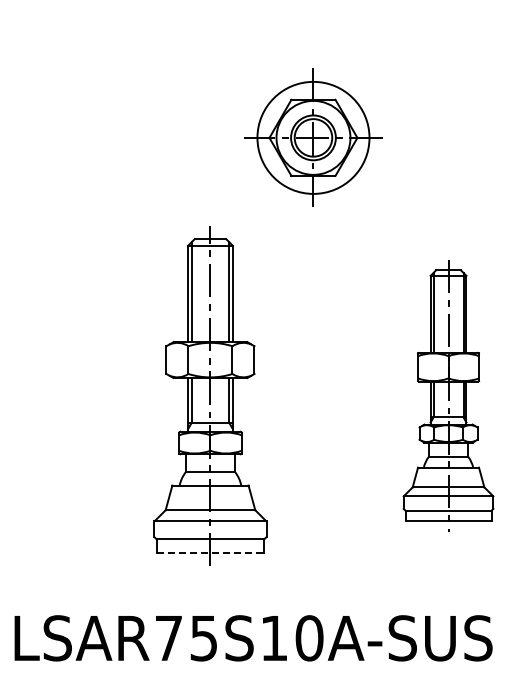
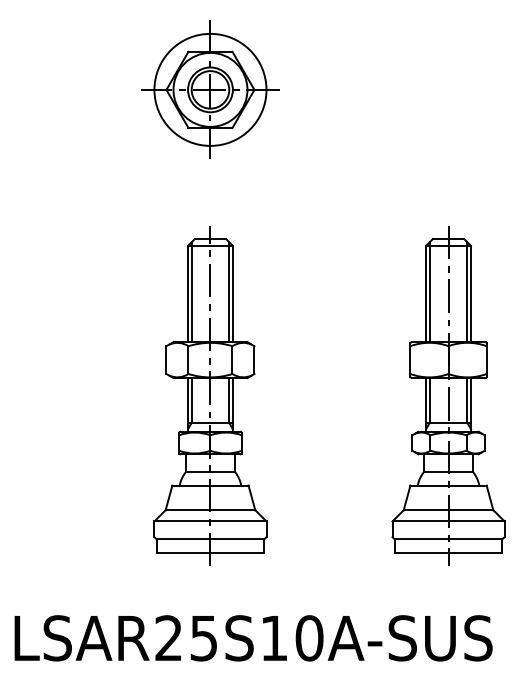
part position: (313, 137) -> (210, 89) (210, 89)
part size: 93x272 px -> 115x340 px (448, 395)
line: dashed -> solid (210, 552)
text: LSAR75S10A-SUS -> LSAR25S10A-SUS (168, 637)
